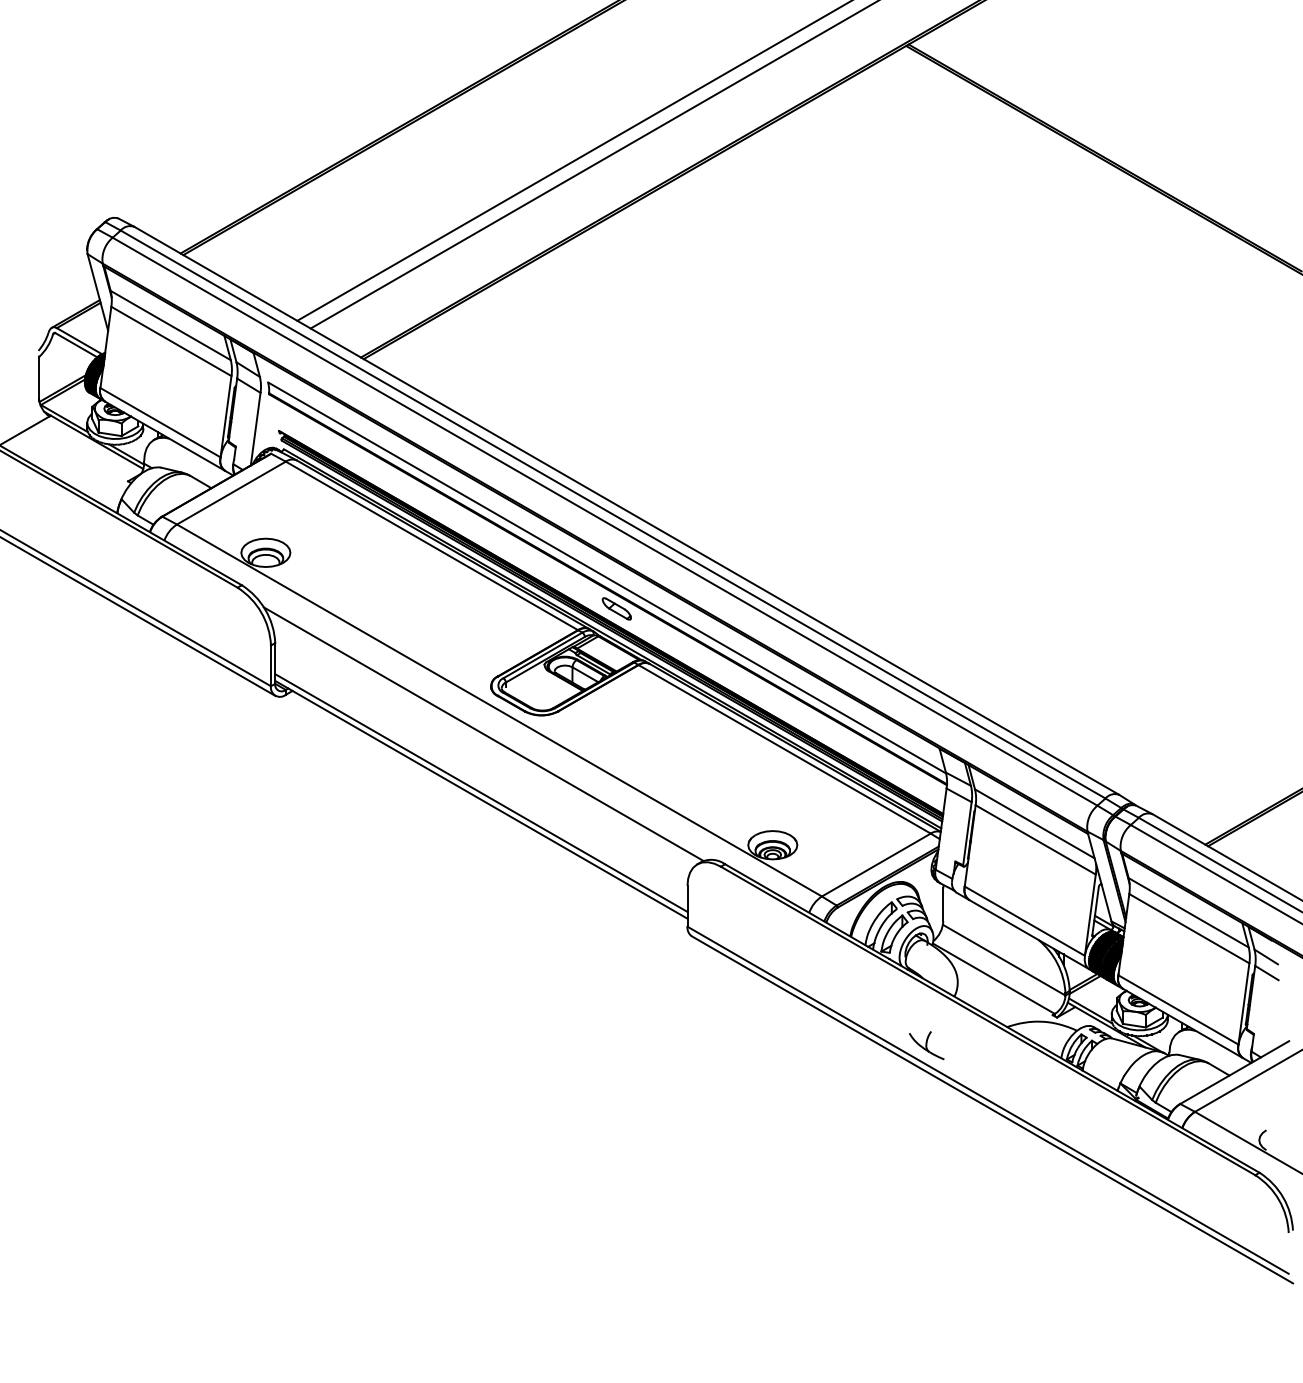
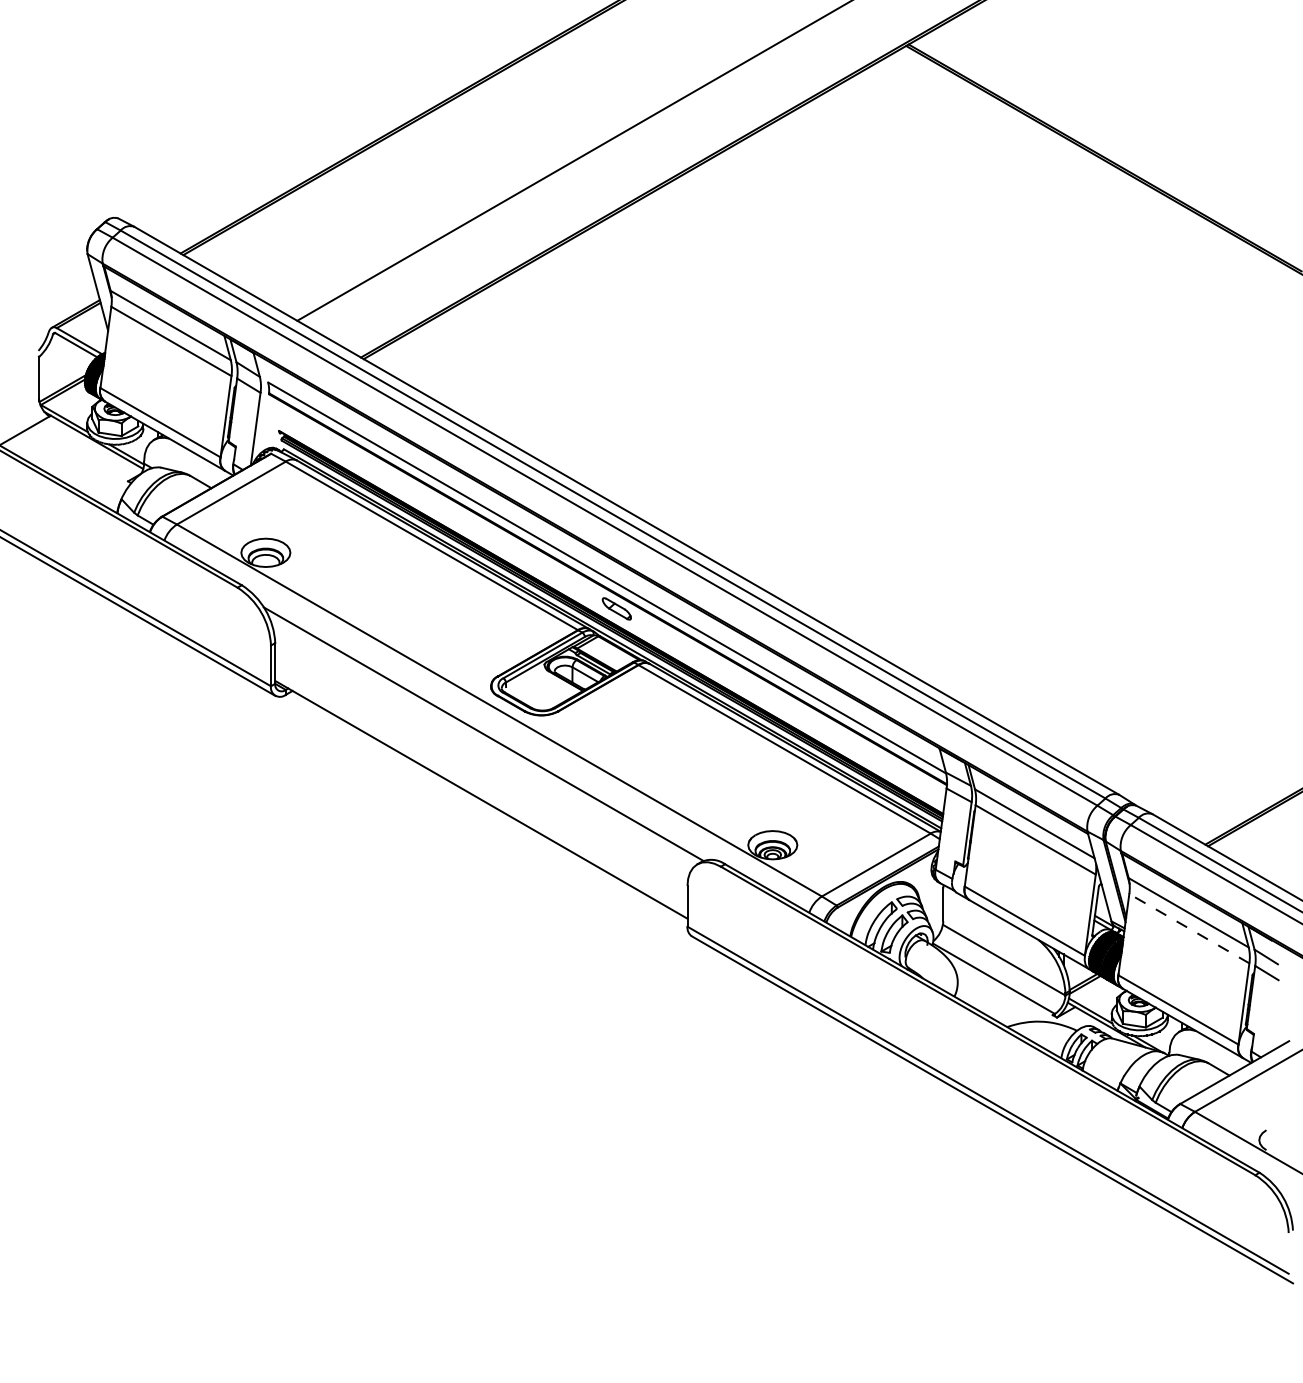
line: present -> none (592, 165)
line: present -> none (481, 792)
line: solid -> dashed (1188, 928)
part: present -> none (926, 1045)
